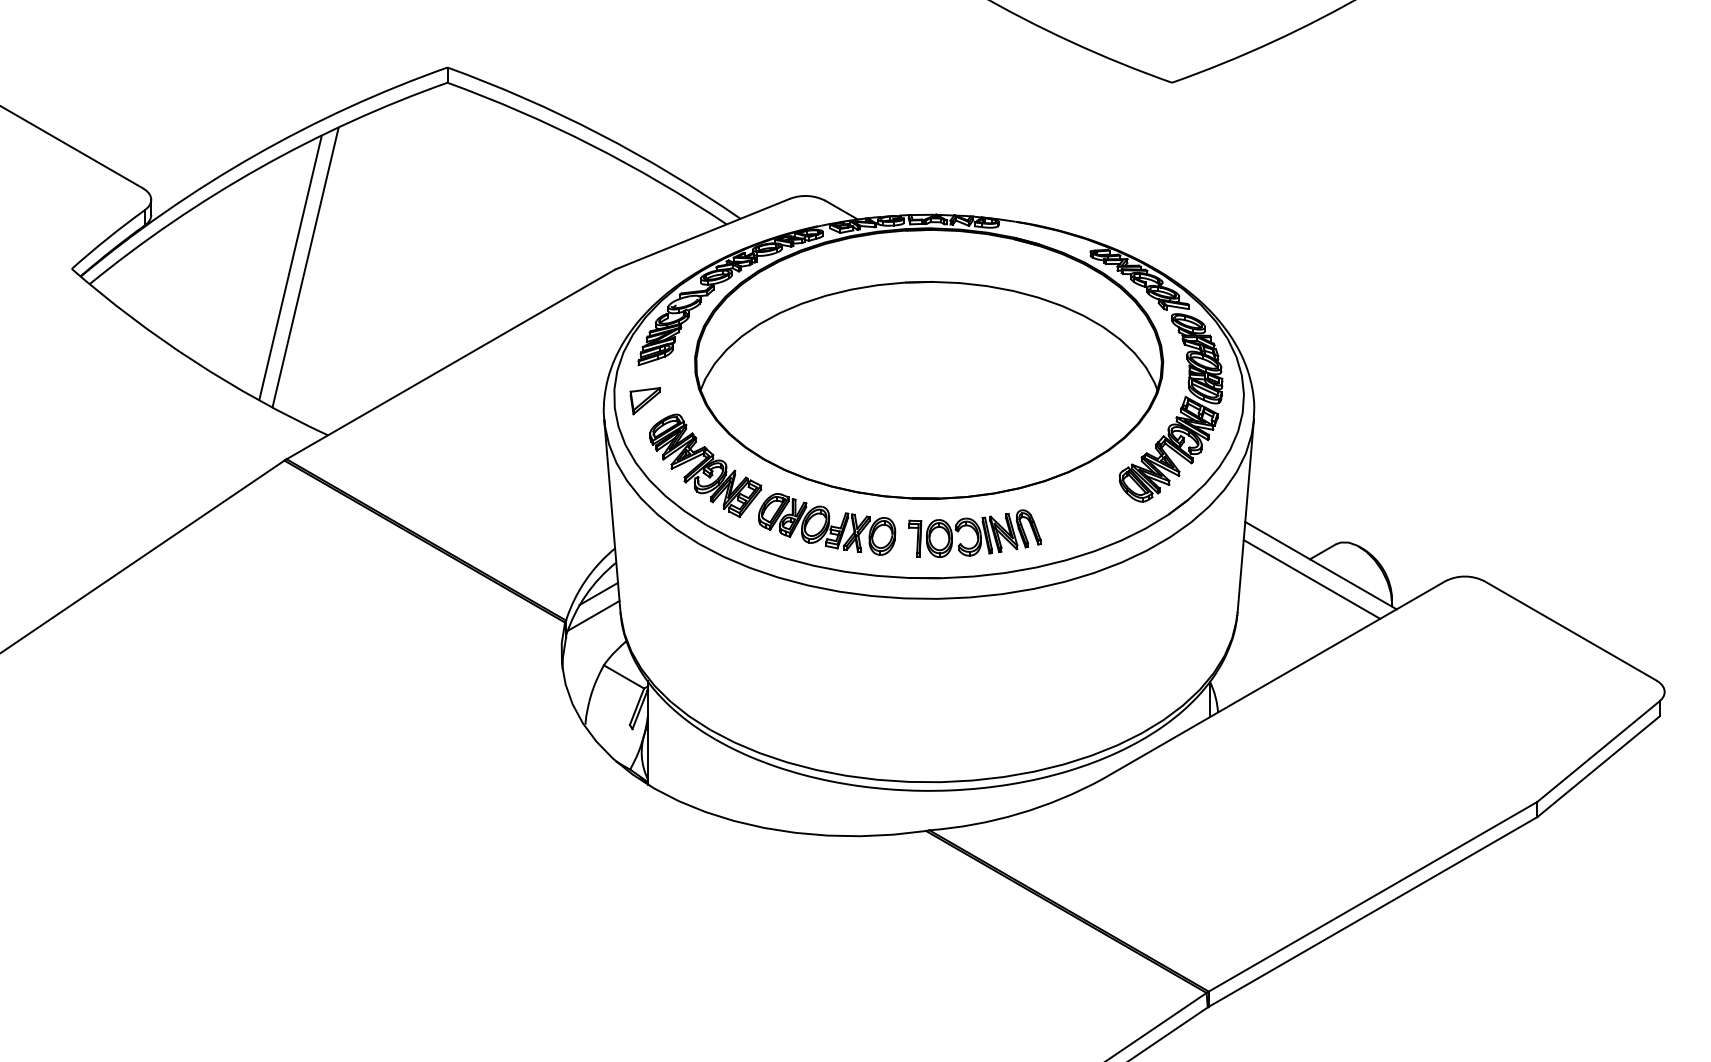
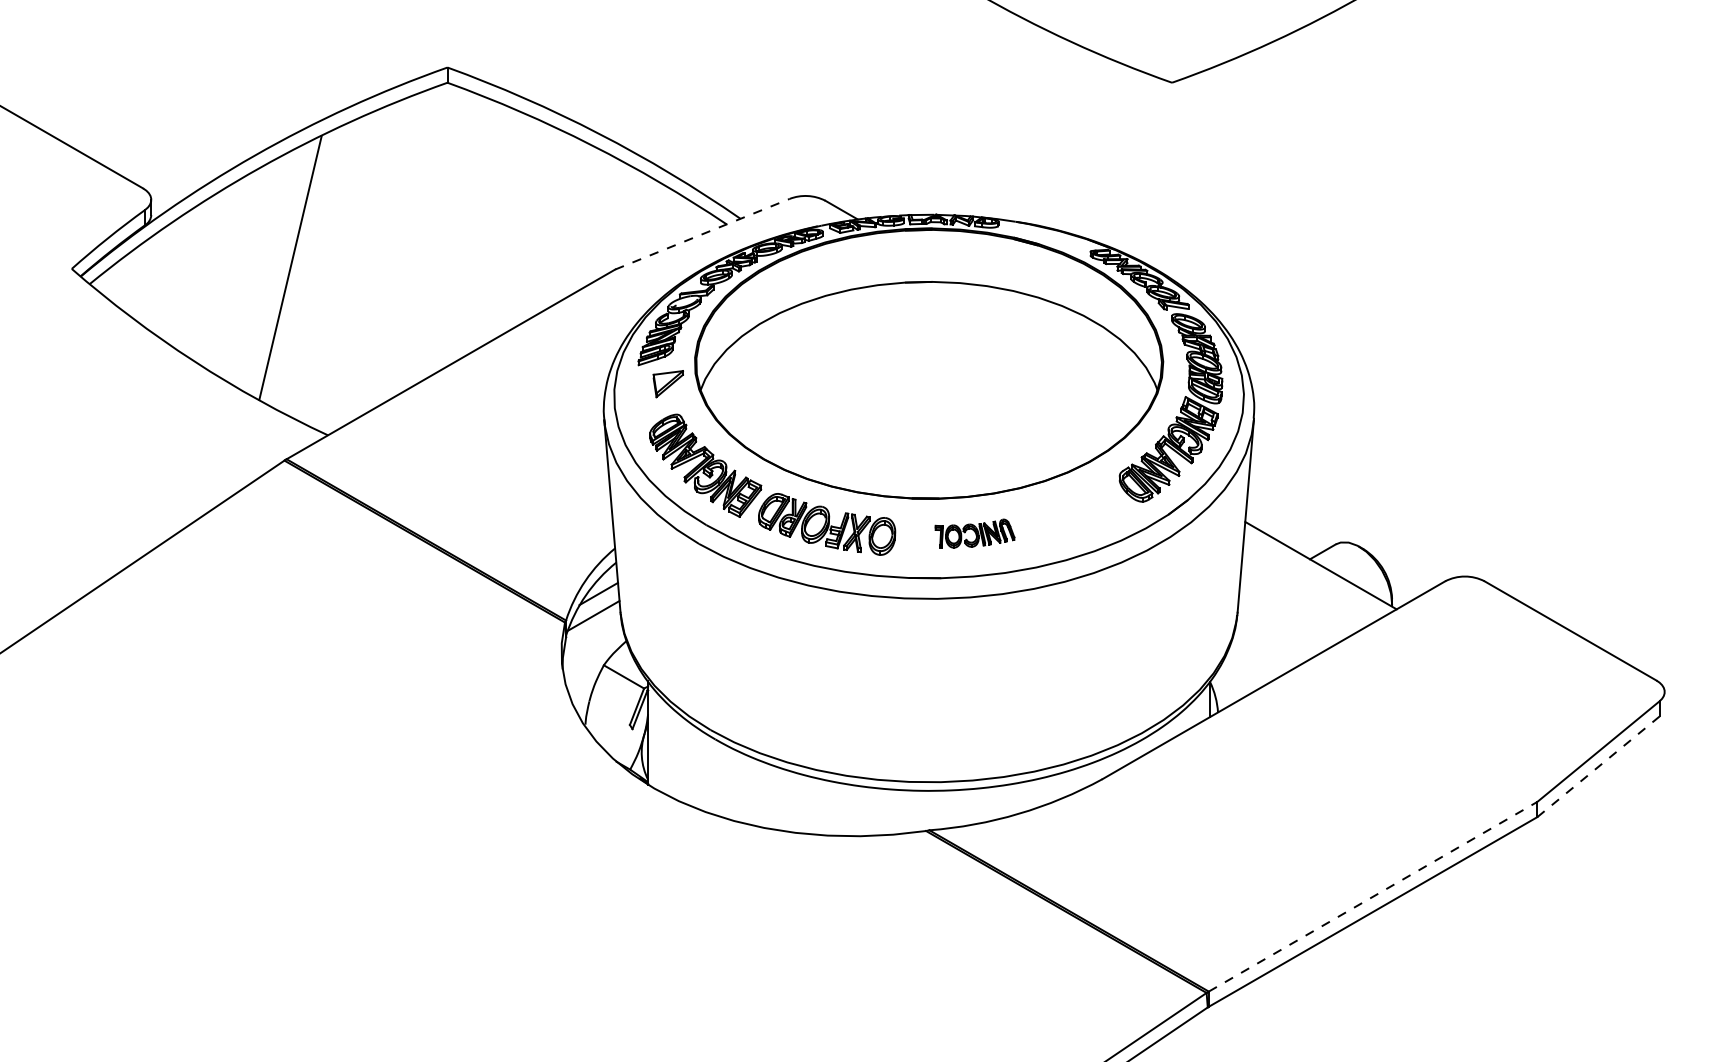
line: solid -> dashed (702, 234)
line: present -> none (305, 267)
part position: (644, 401) -> (667, 384) (667, 384)
part size: 134x49 px -> 82x31 px (974, 533)
line: present -> none (1311, 579)
line: solid -> dashed (1598, 767)
line: solid -> dashed (1373, 896)
